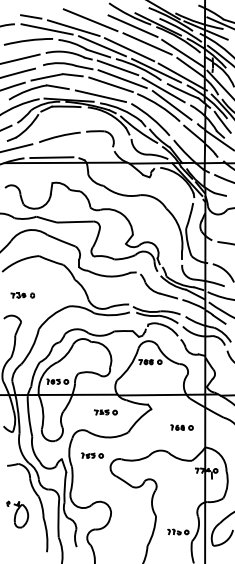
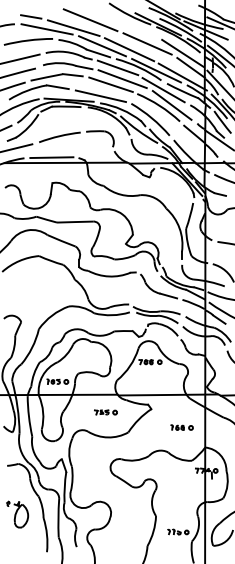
line: present -> none (132, 25)
part: present -> none (22, 295)
part: present -> none (92, 455)
